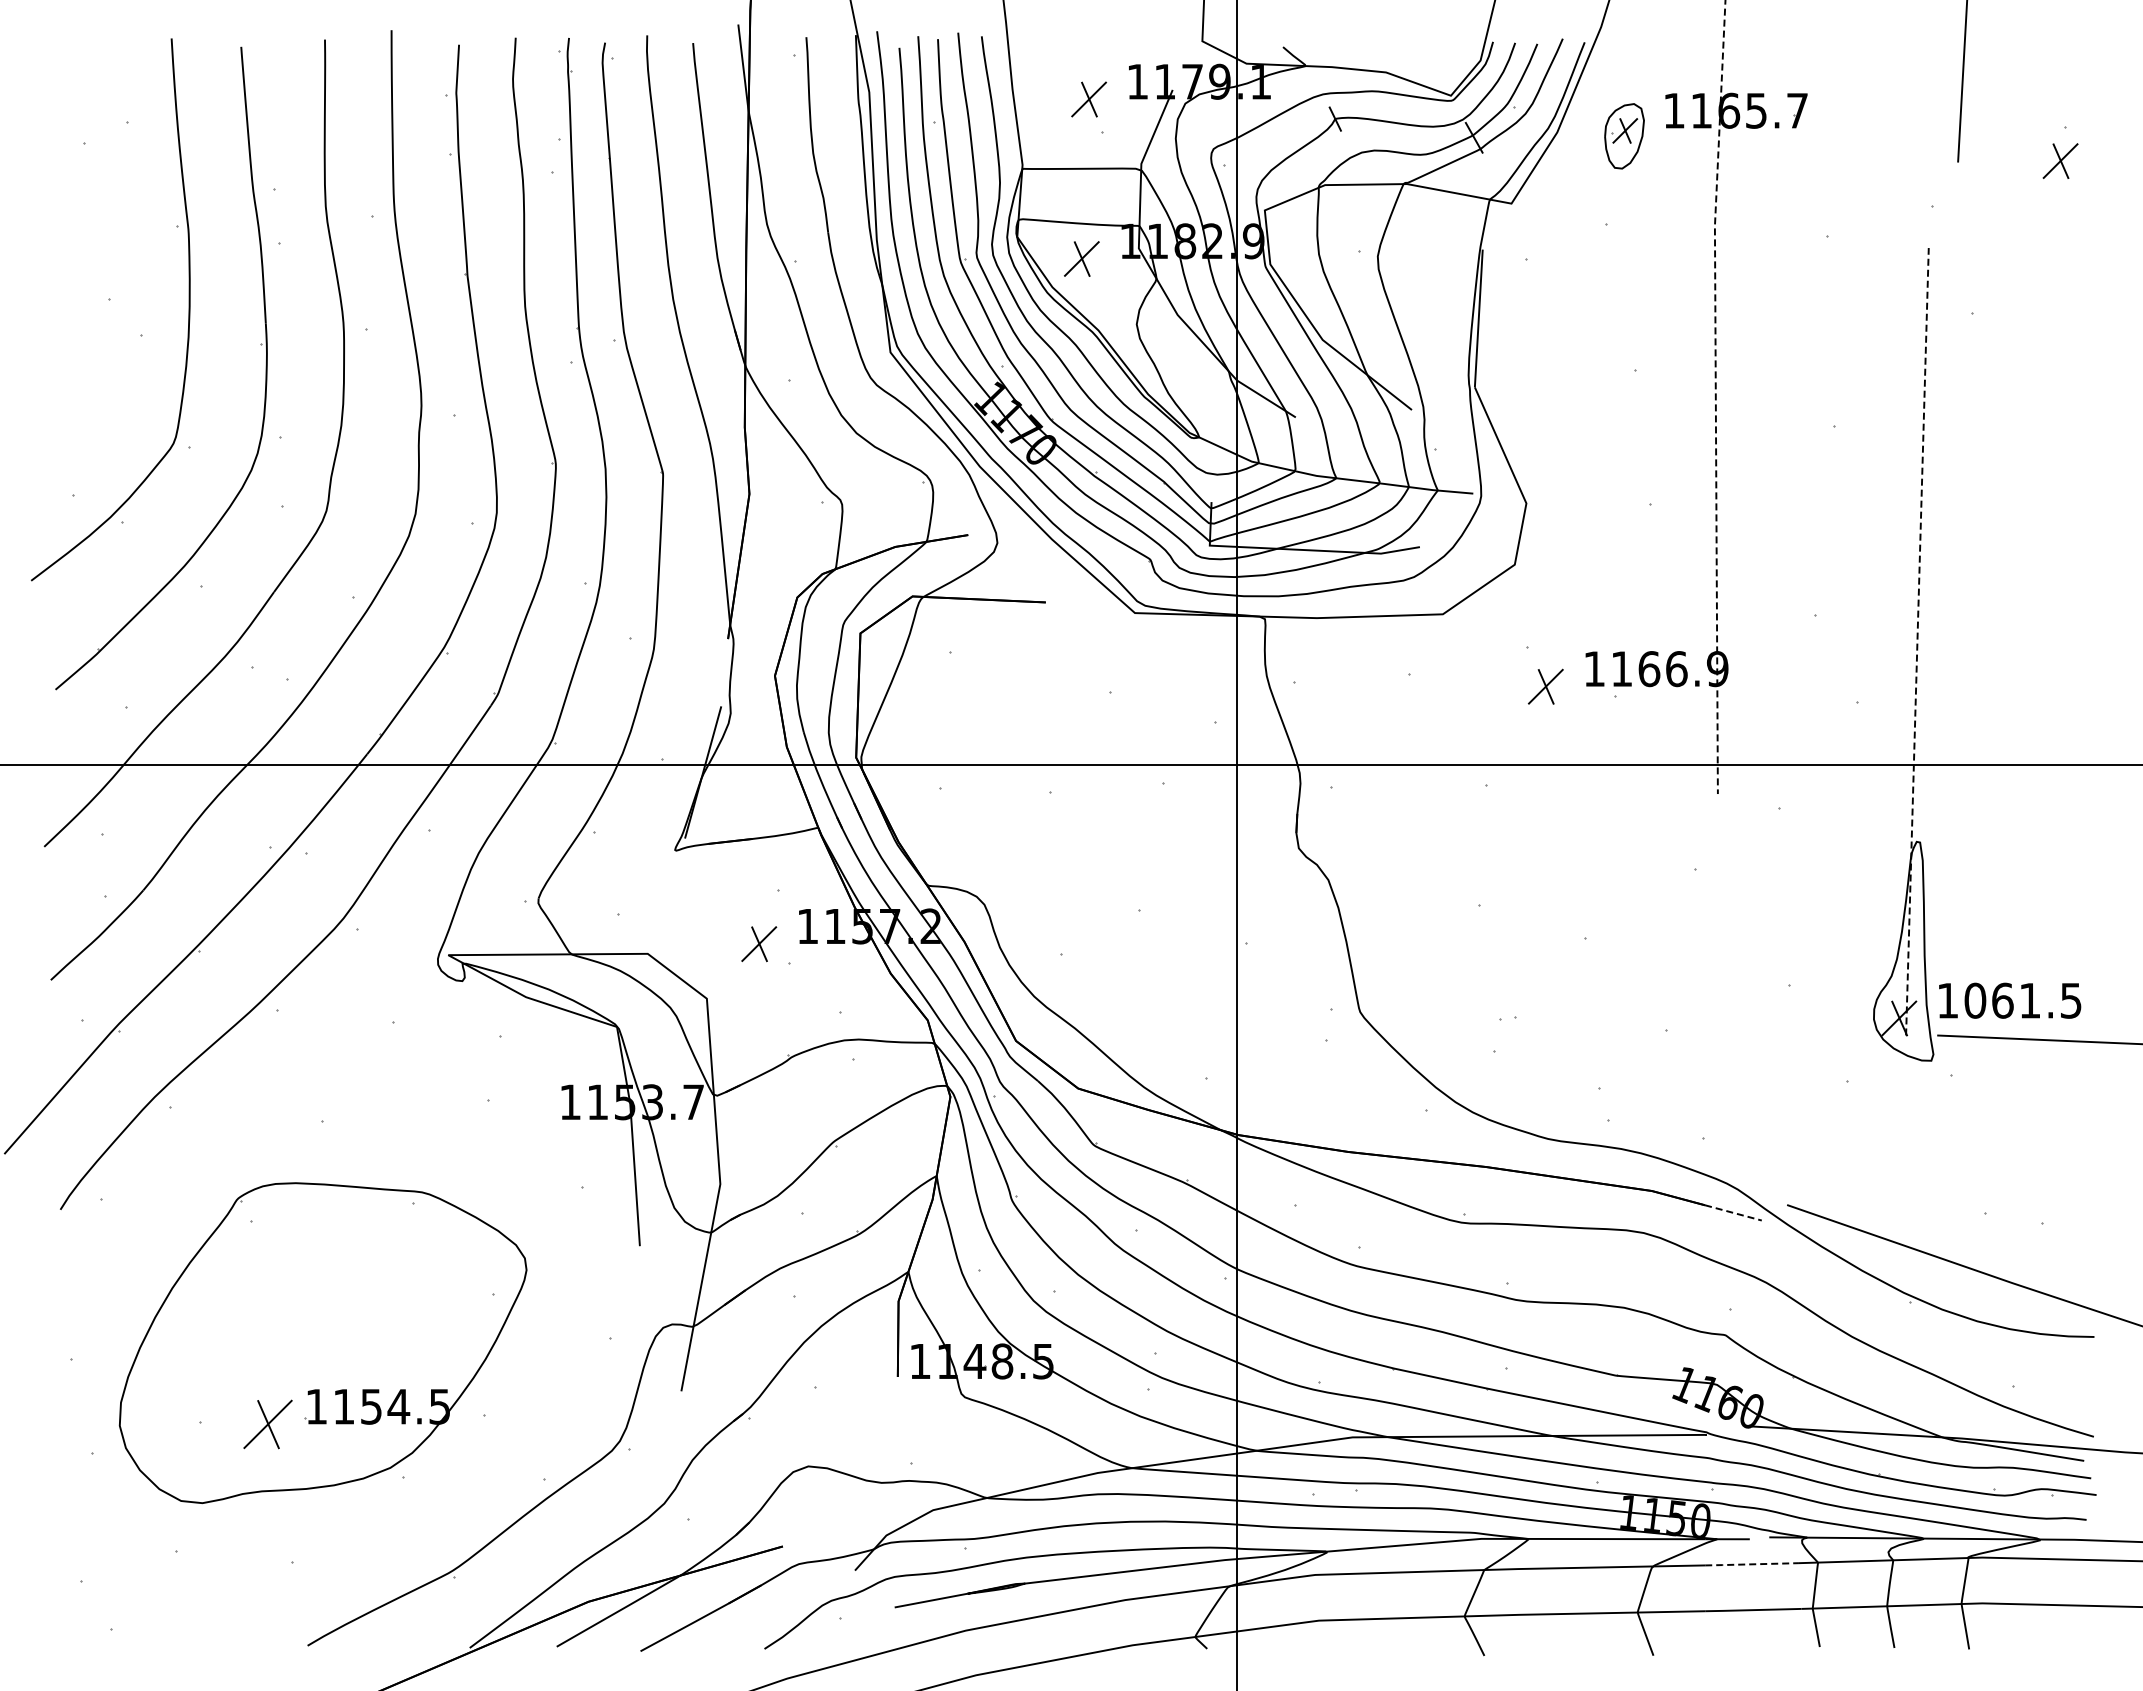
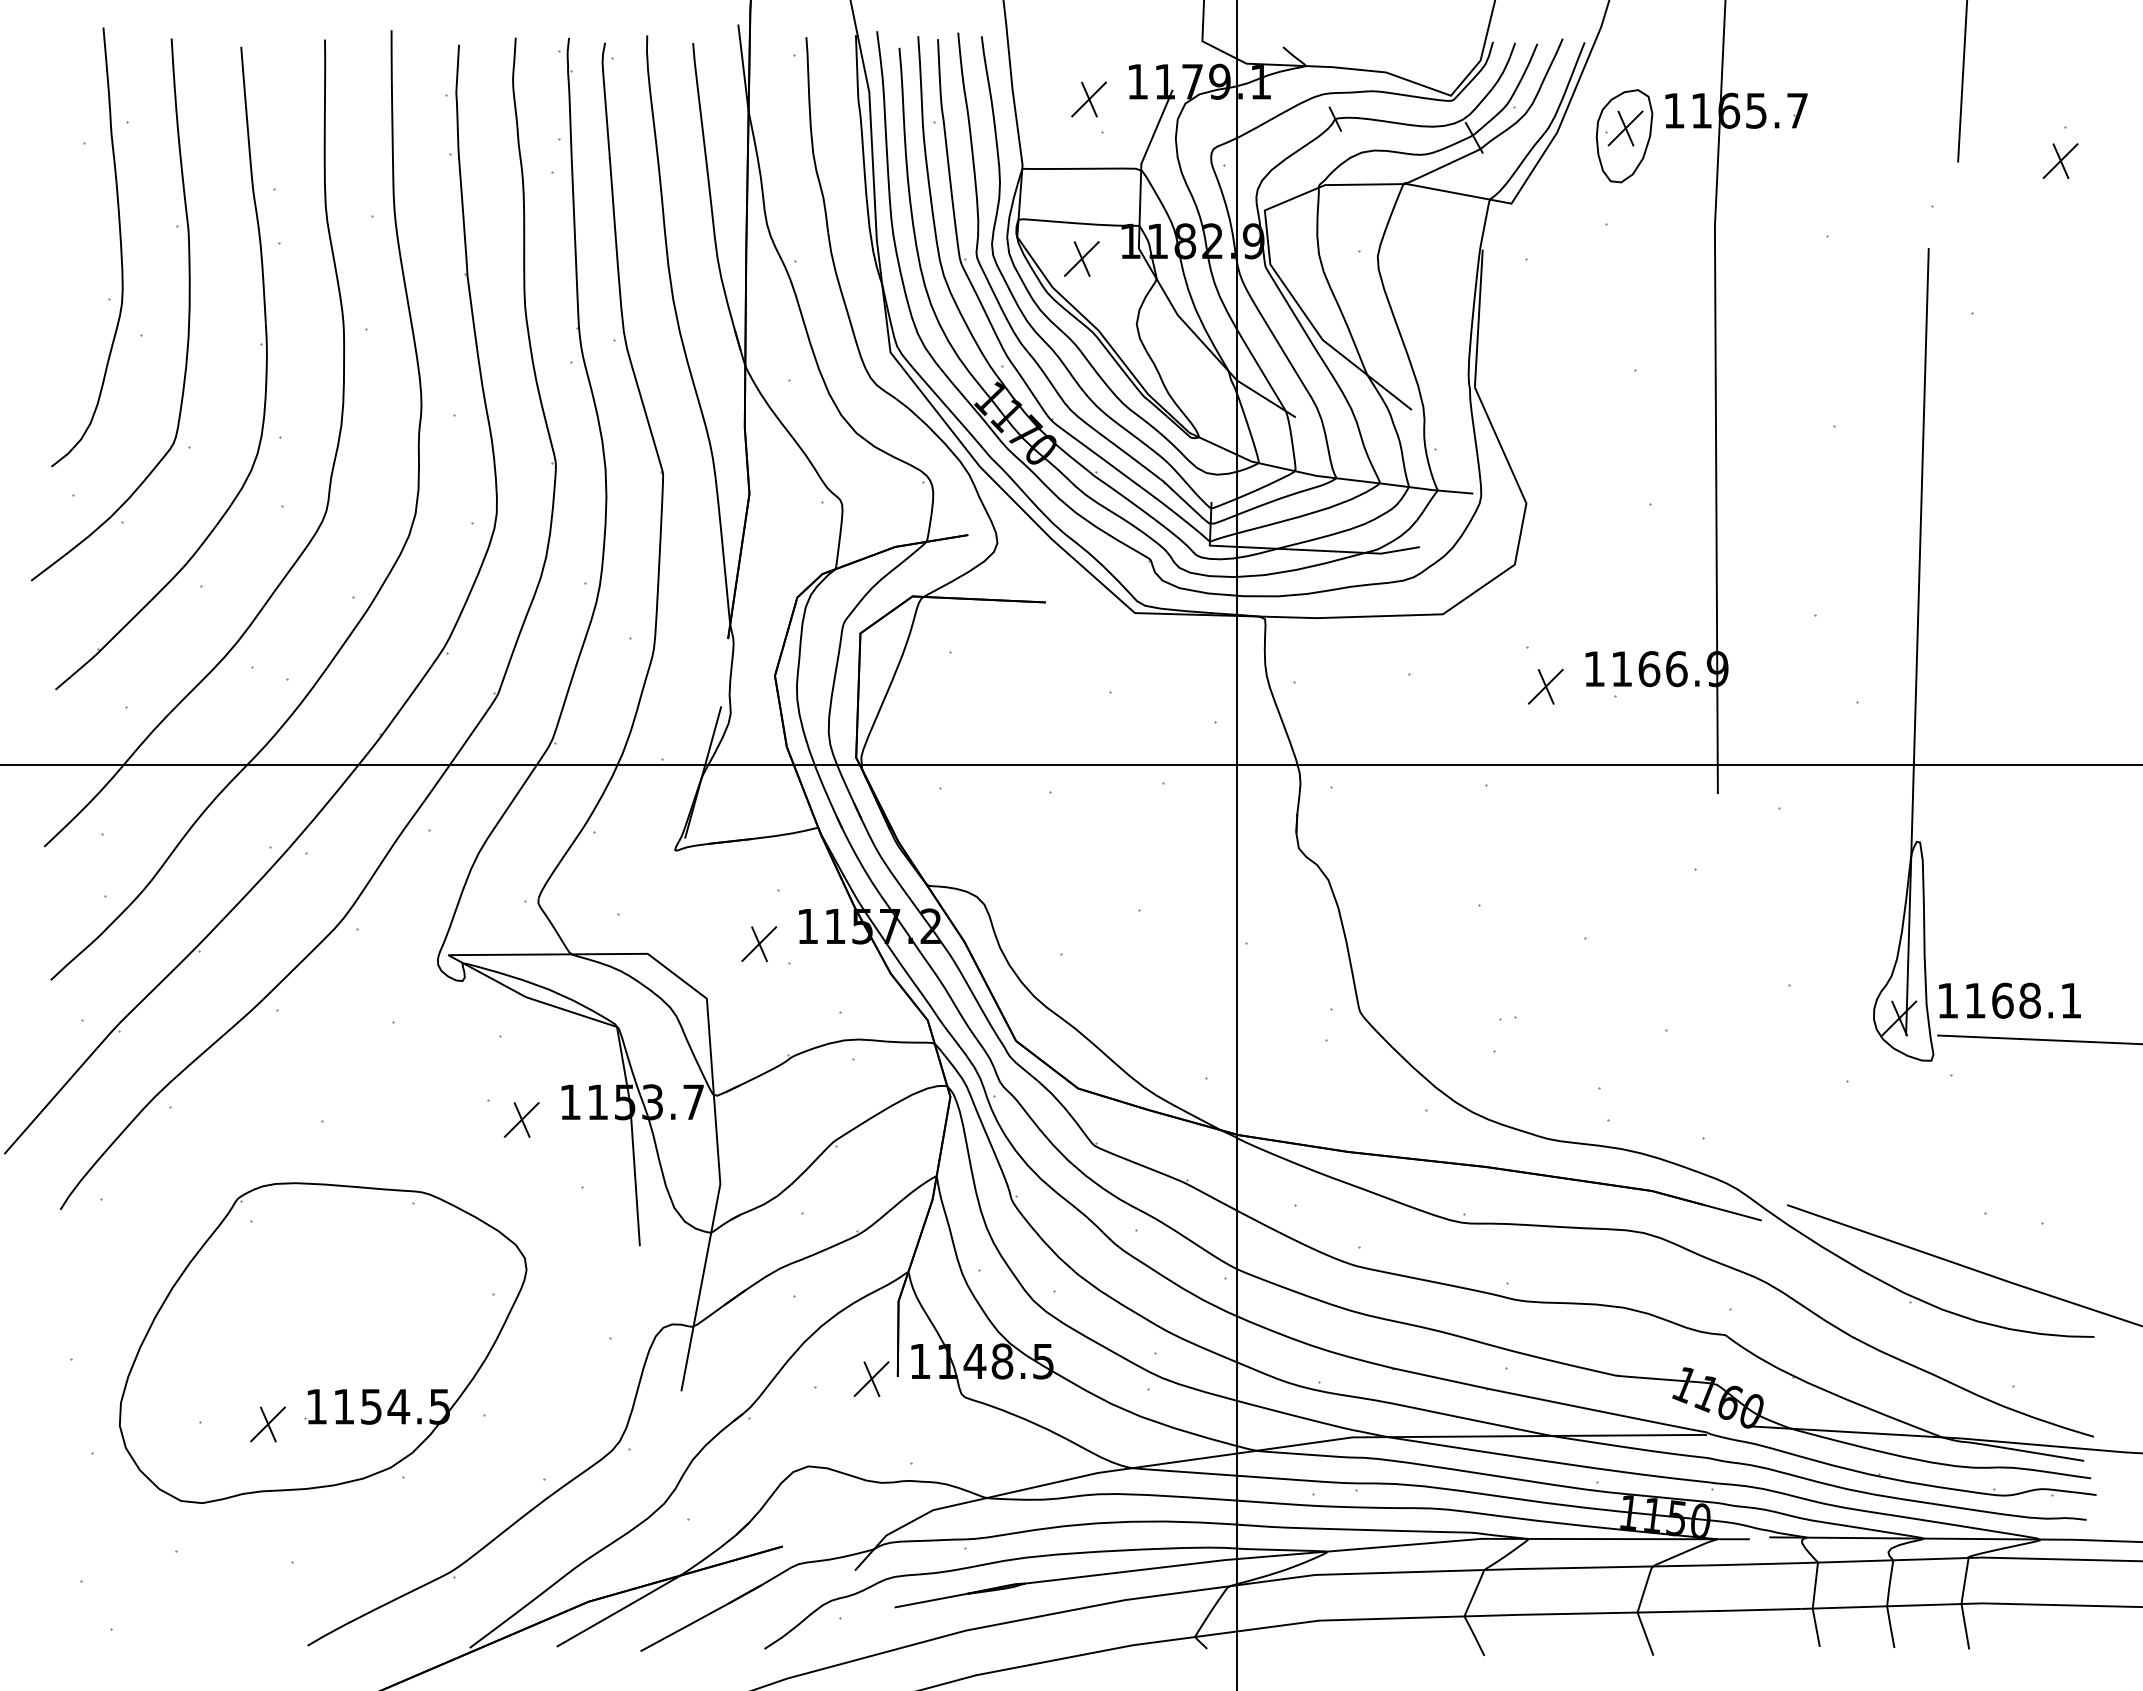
part size: 41x67 px -> 59x95 px (1624, 136)
curve: none -> present (119, 240)
line: dashed -> solid (1715, 397)
line: dashed -> solid (1917, 641)
text: 1061.5 -> 1168.1 (2022, 1000)
part: none -> present (521, 1119)
line: dashed -> solid (1733, 1213)
part: none -> present (871, 1378)
part size: 50x51 px -> 36x37 px (267, 1424)
line: dashed -> solid (1751, 1564)
